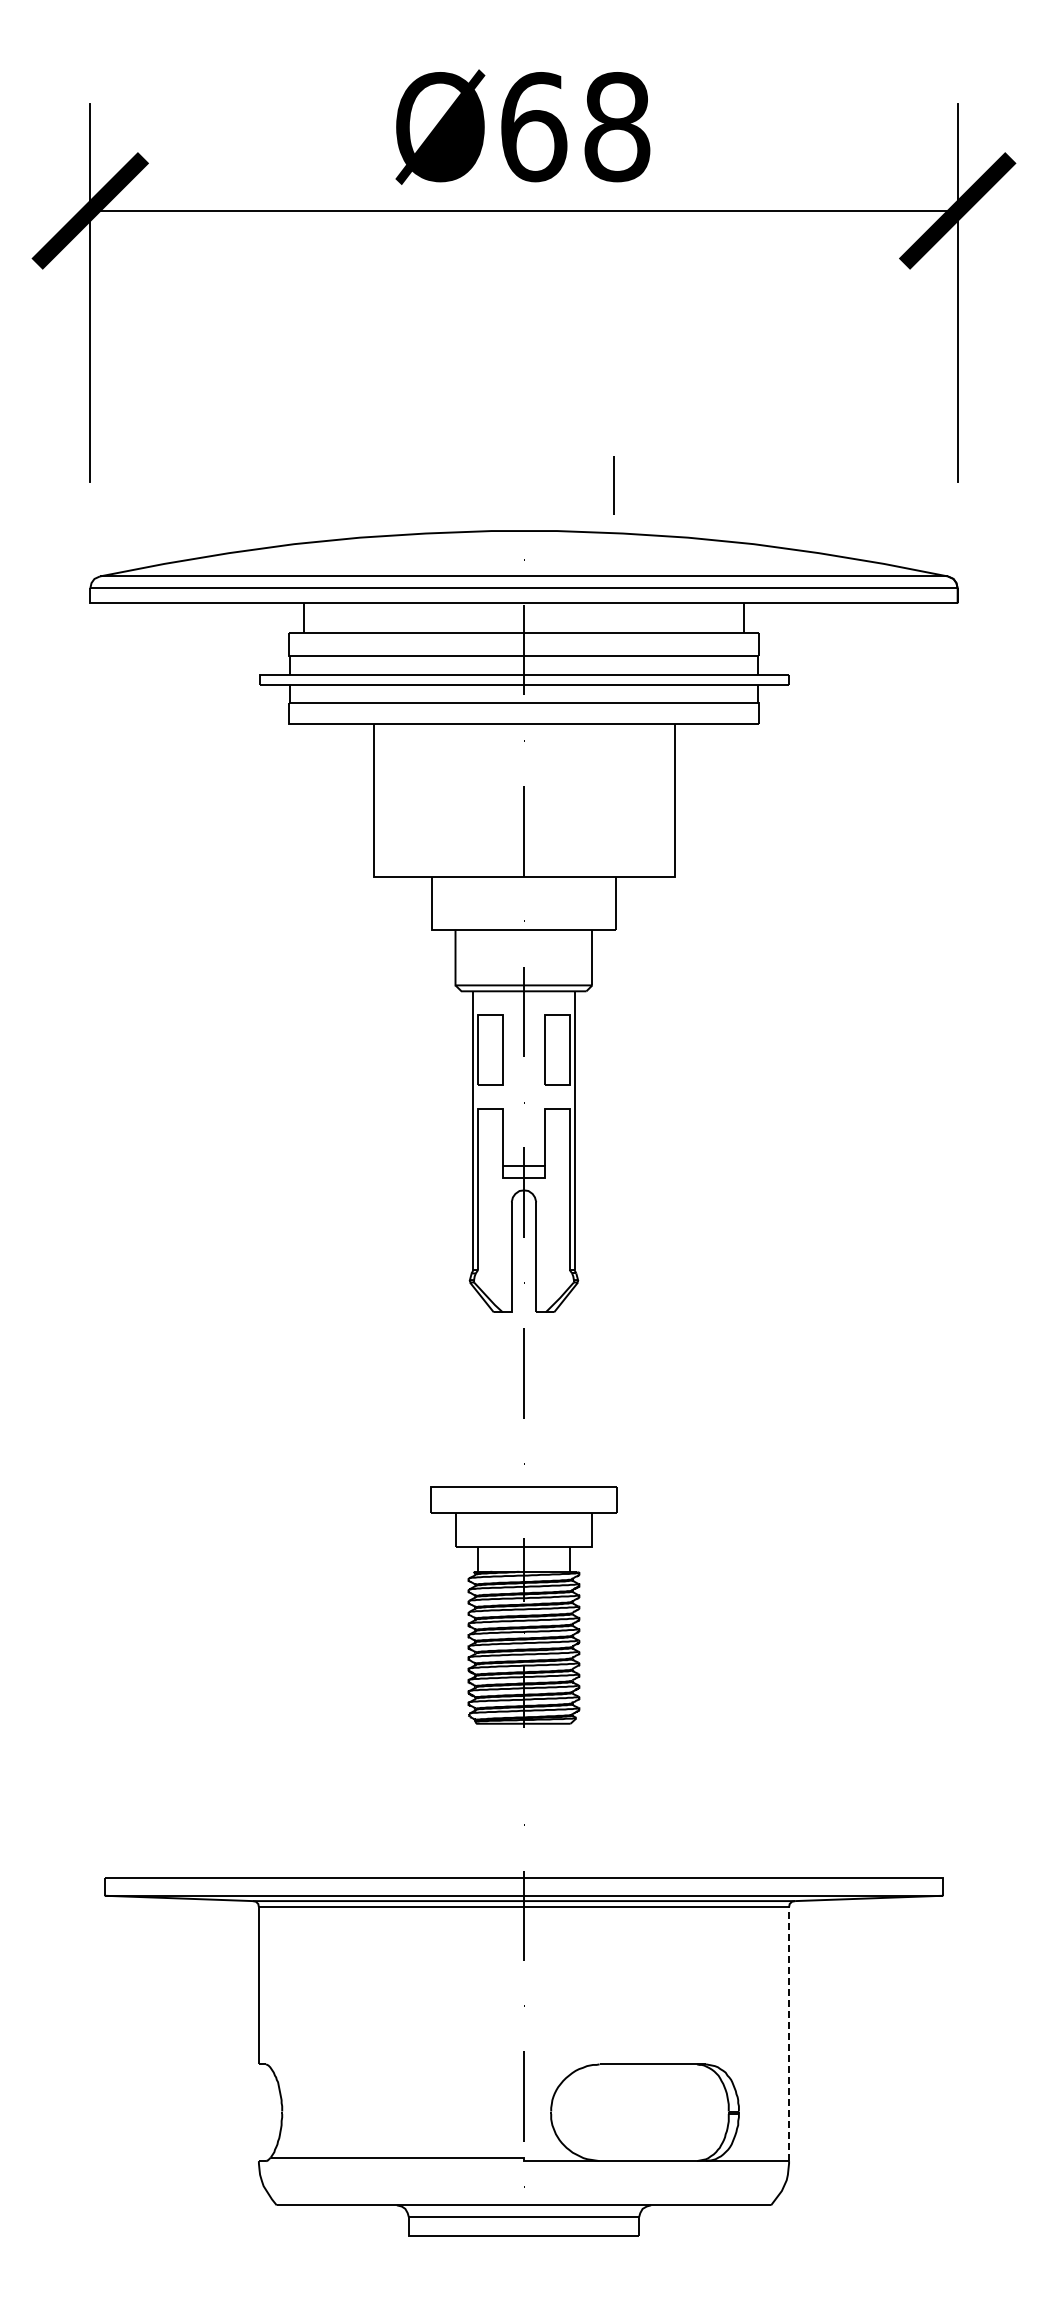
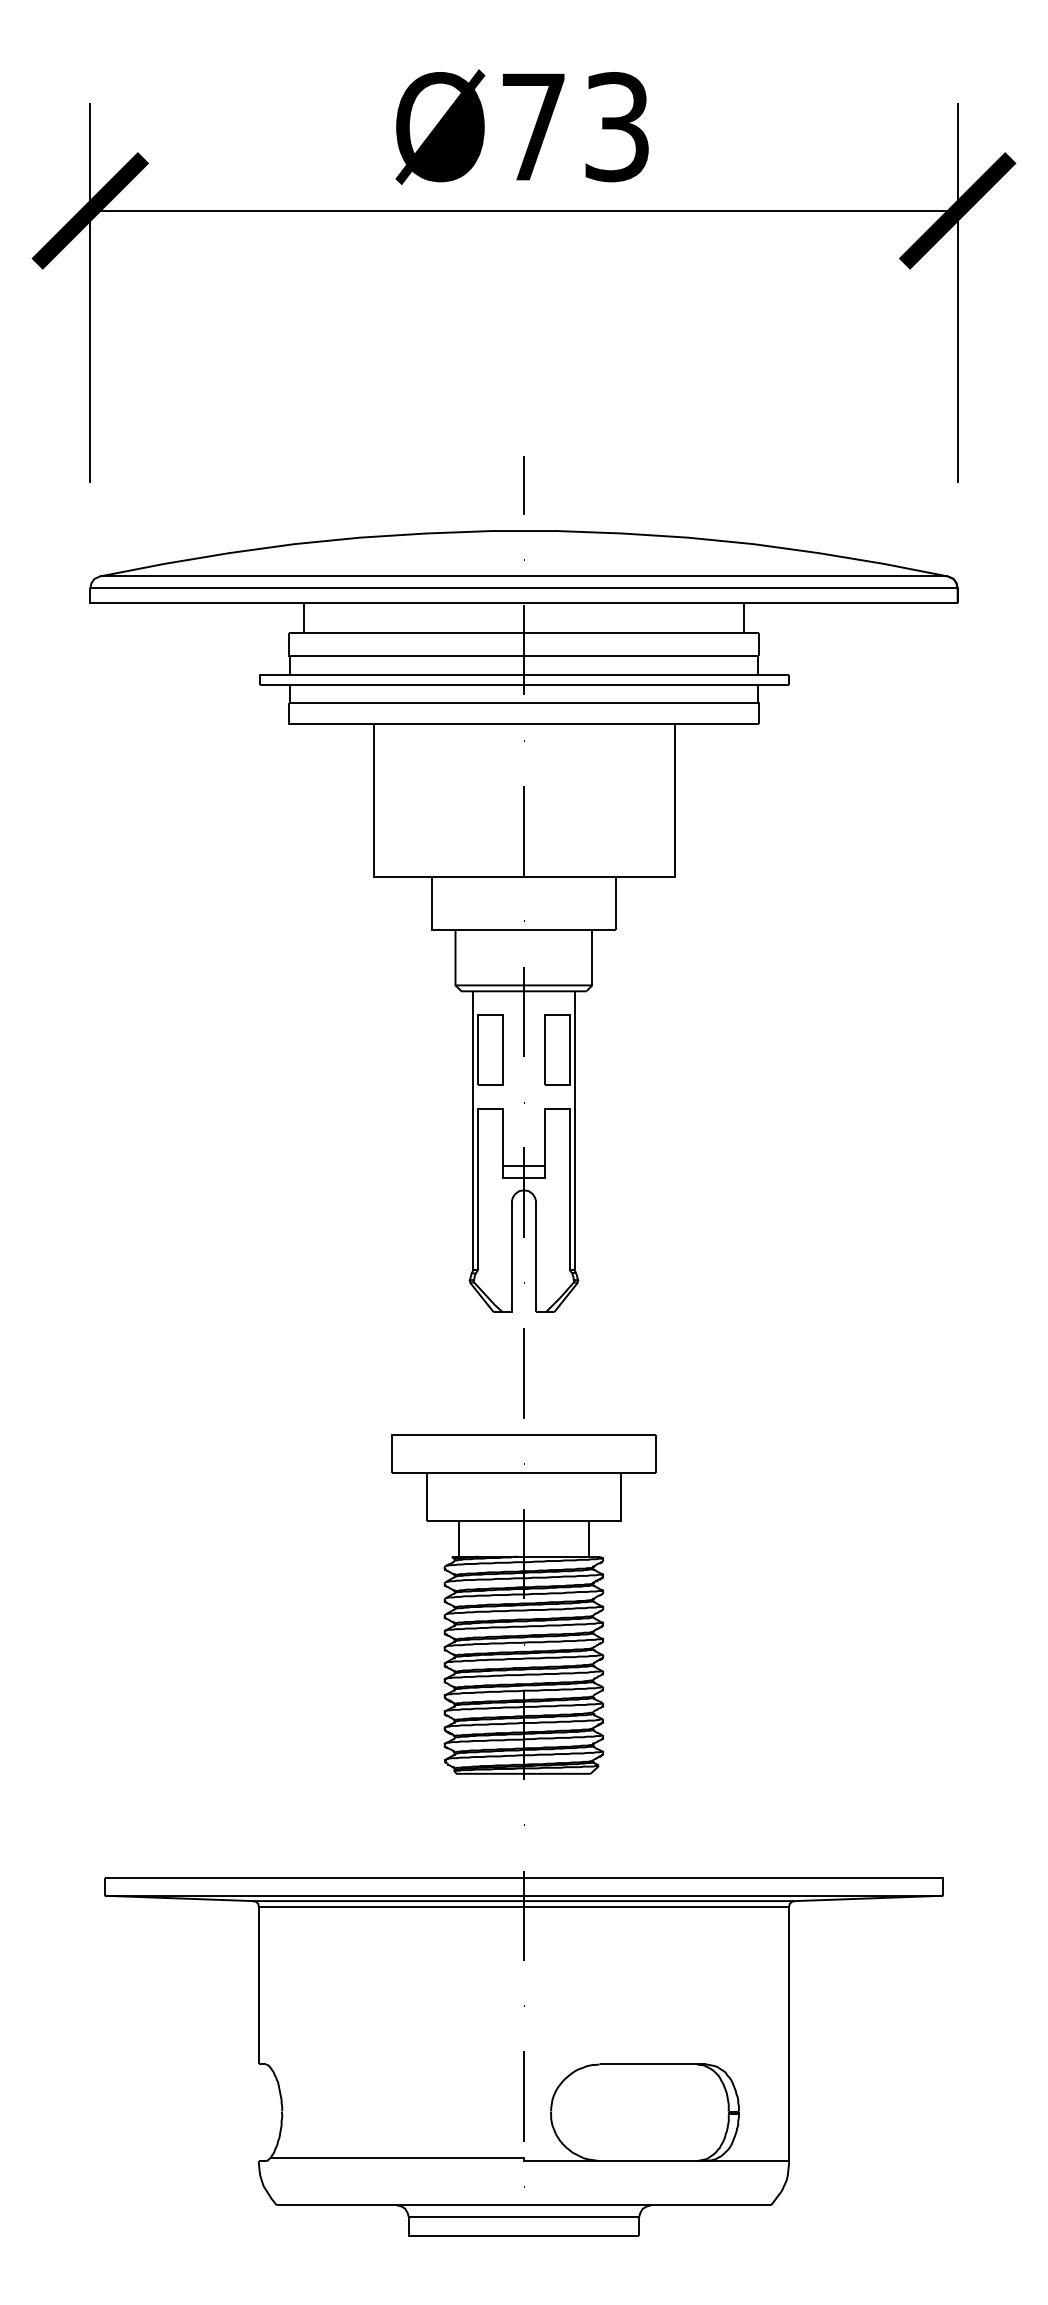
text: Ø68 -> Ø73 (575, 127)
line position: (613, 485) -> (523, 485) (523, 485)
part size: 188x242 px -> 266x346 px (523, 1606)
line: dashed -> solid (789, 2034)
